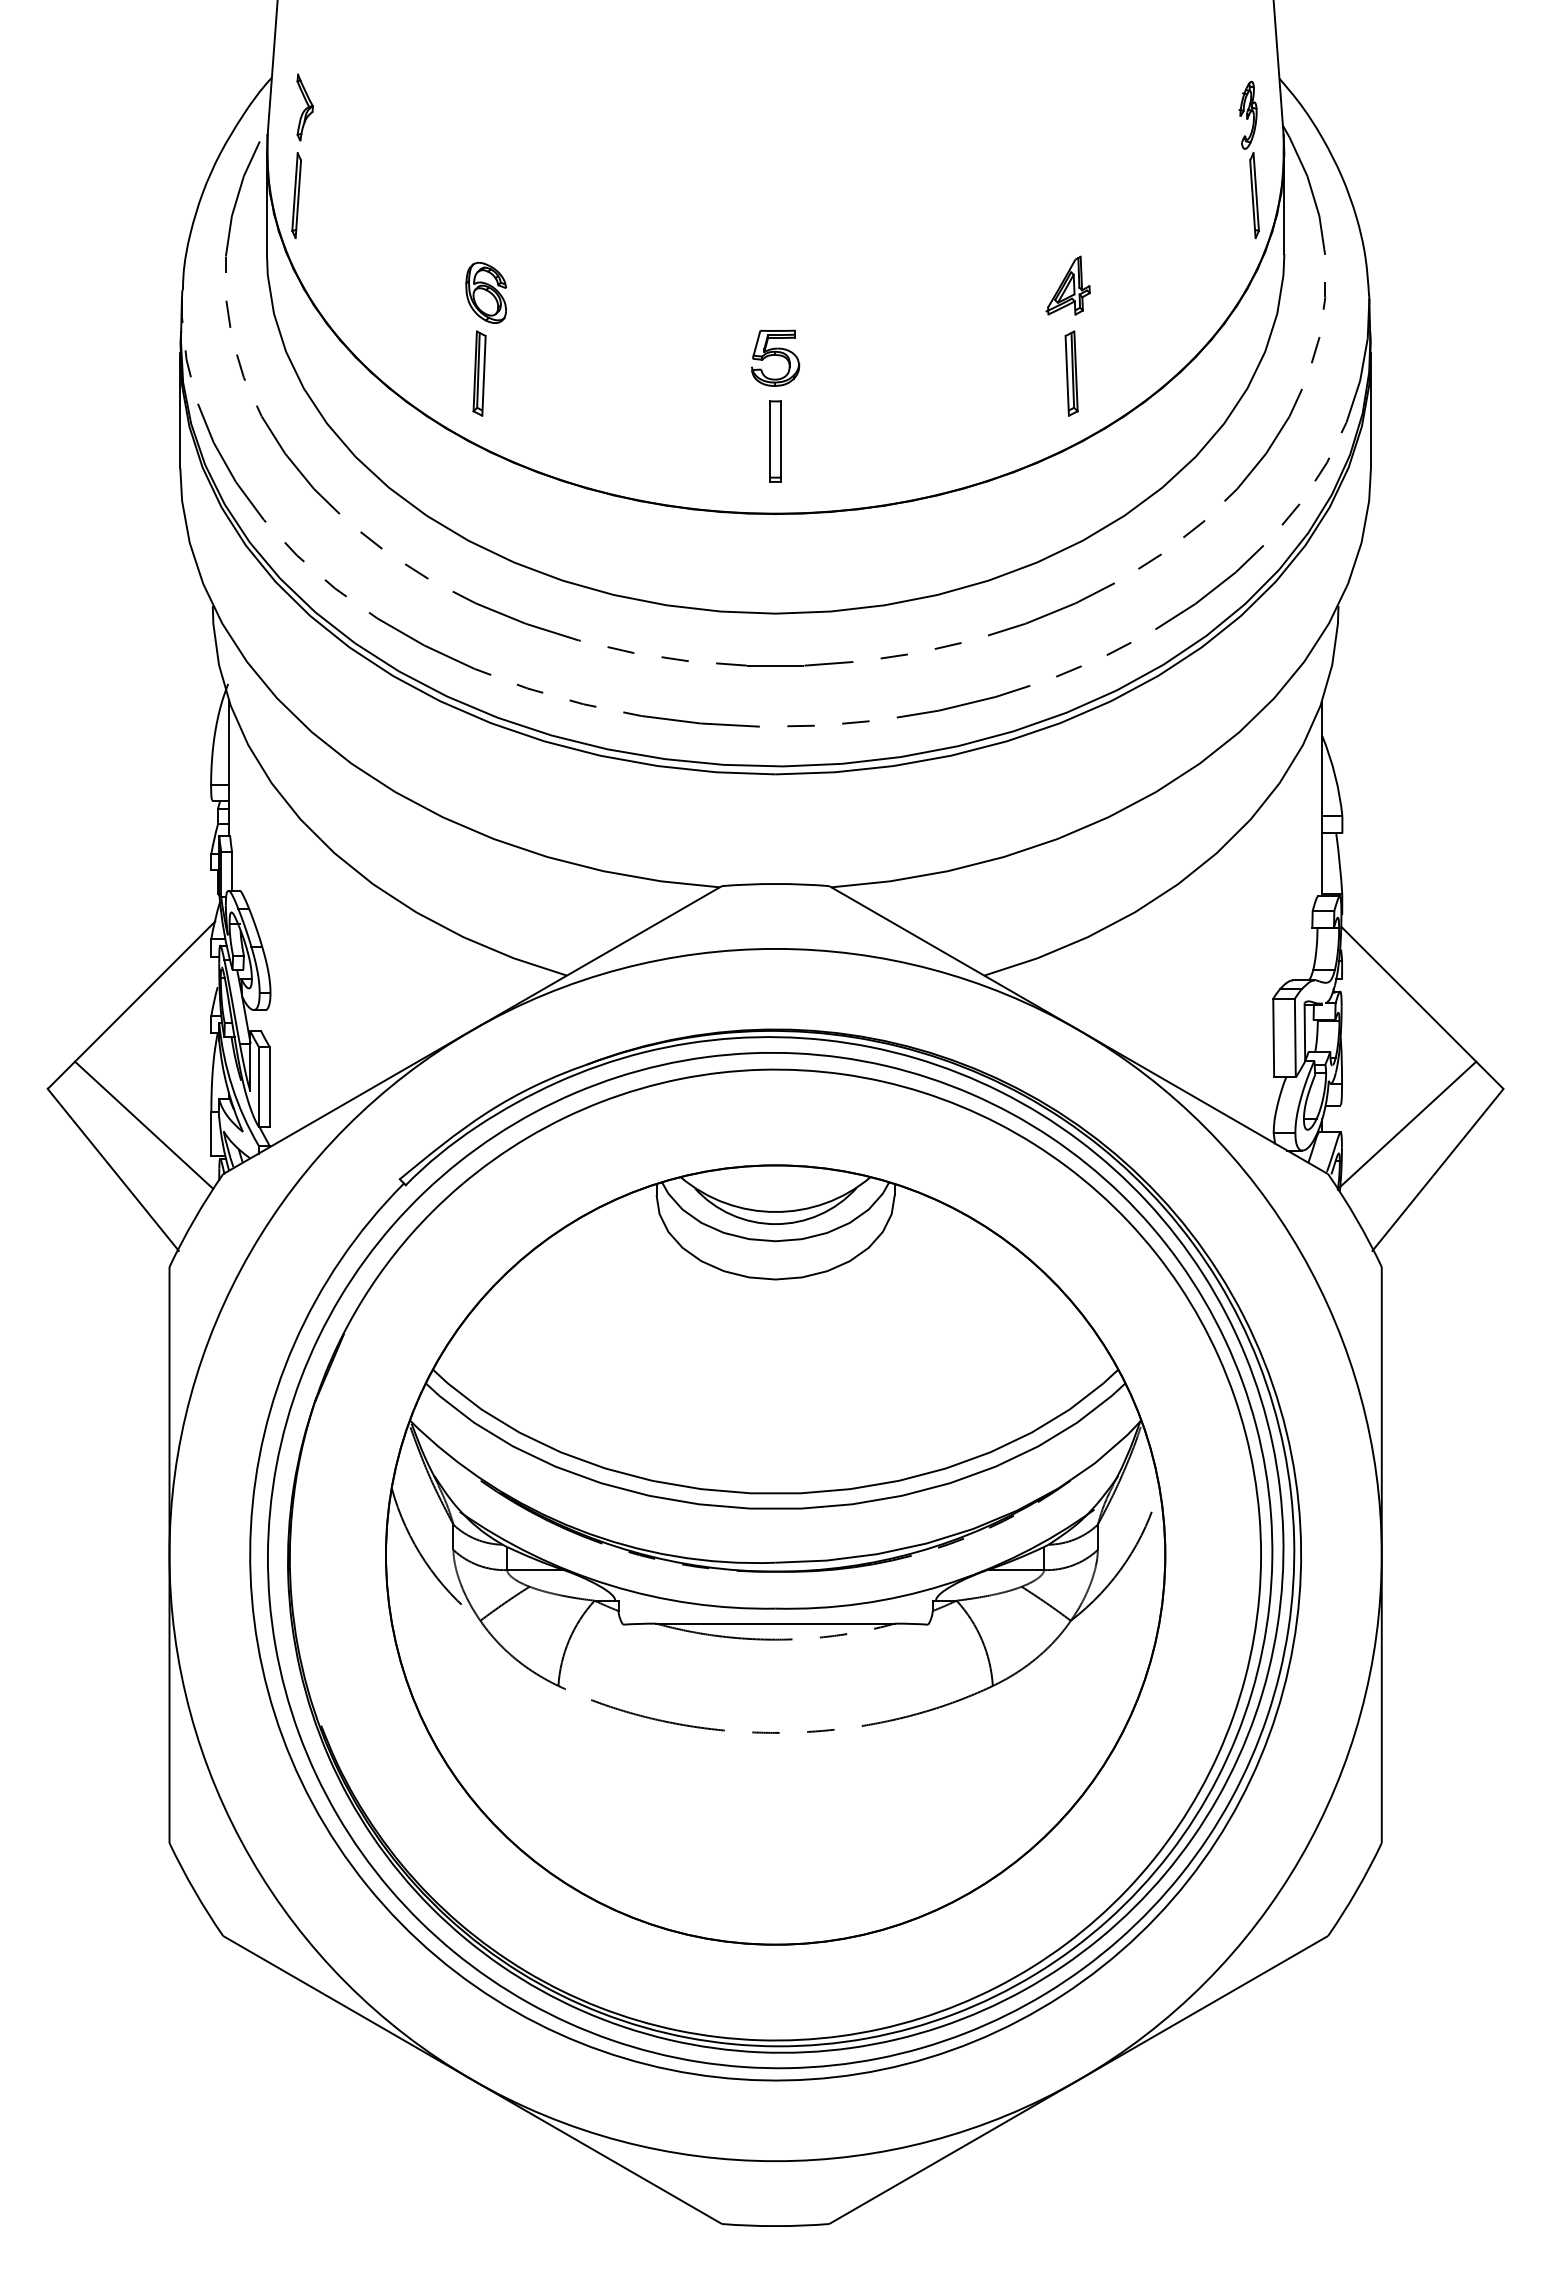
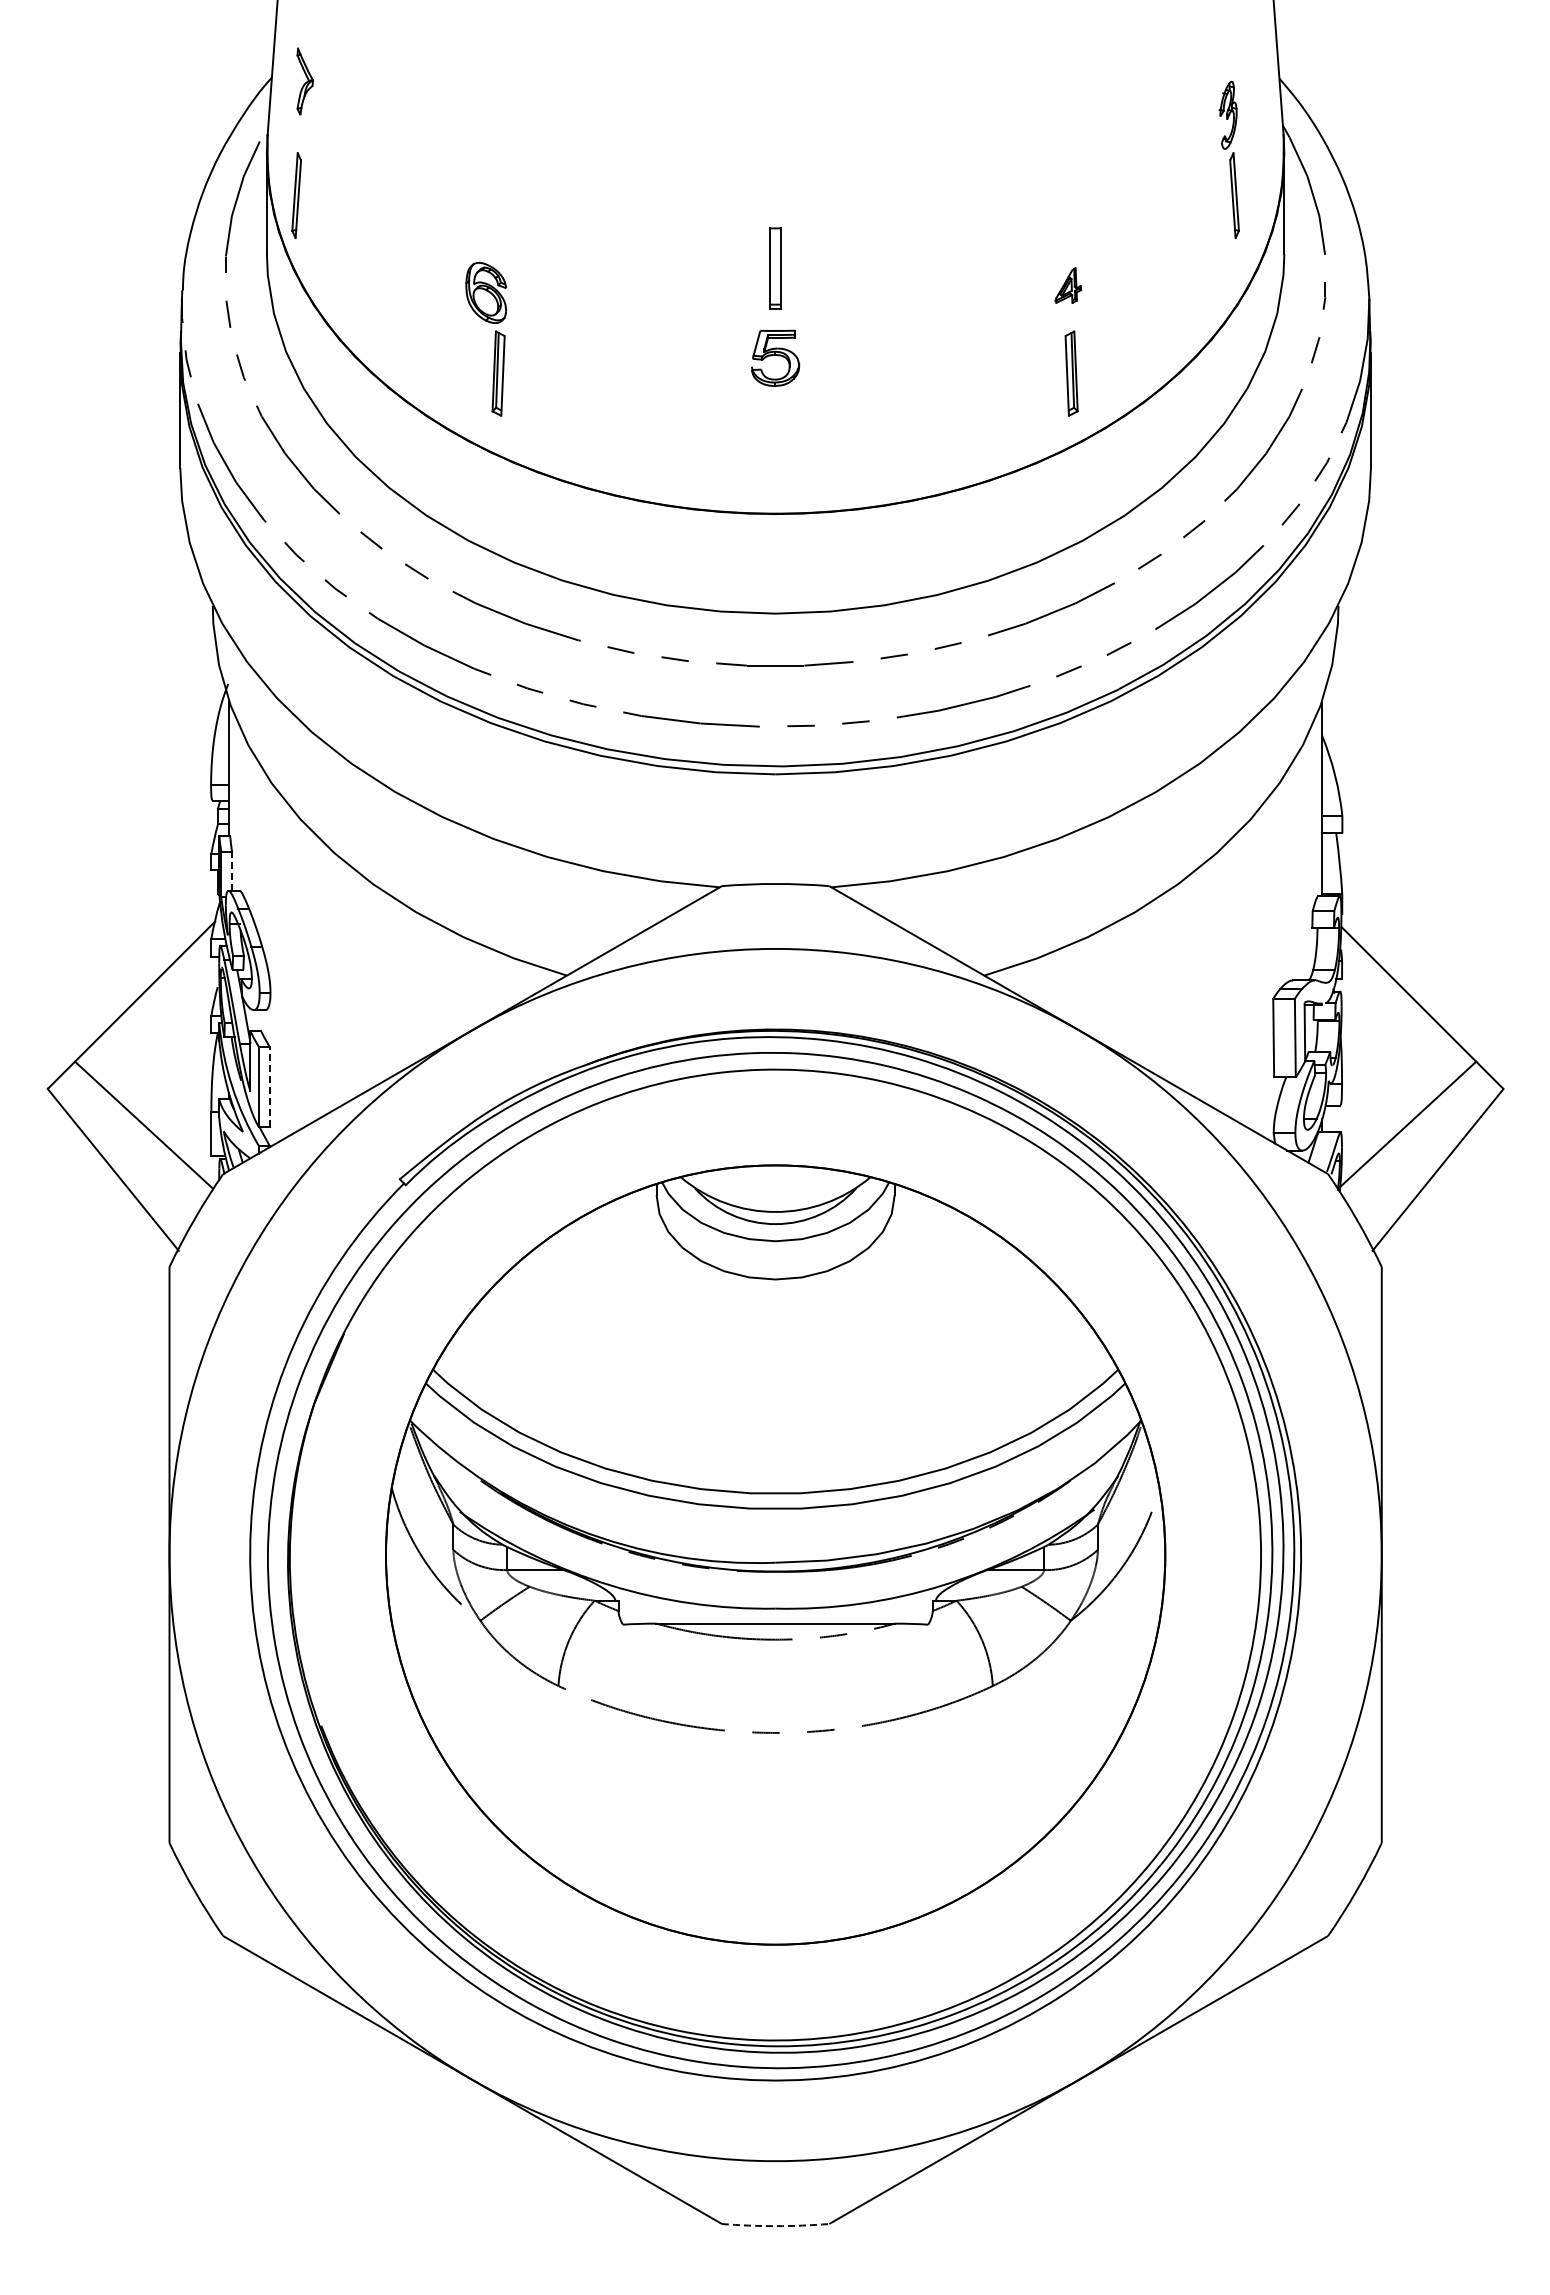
part position: (304, 107) -> (304, 81) (304, 81)
part position: (1248, 159) -> (1228, 159) (1228, 159)
part size: 46x61 px -> 29x37 px (1068, 285)
part position: (479, 373) -> (498, 373) (498, 373)
part position: (775, 441) -> (775, 268) (775, 268)
line: solid -> dashed (232, 871)
line: solid -> dashed (269, 1086)
arc: solid -> dashed (775, 2226)
